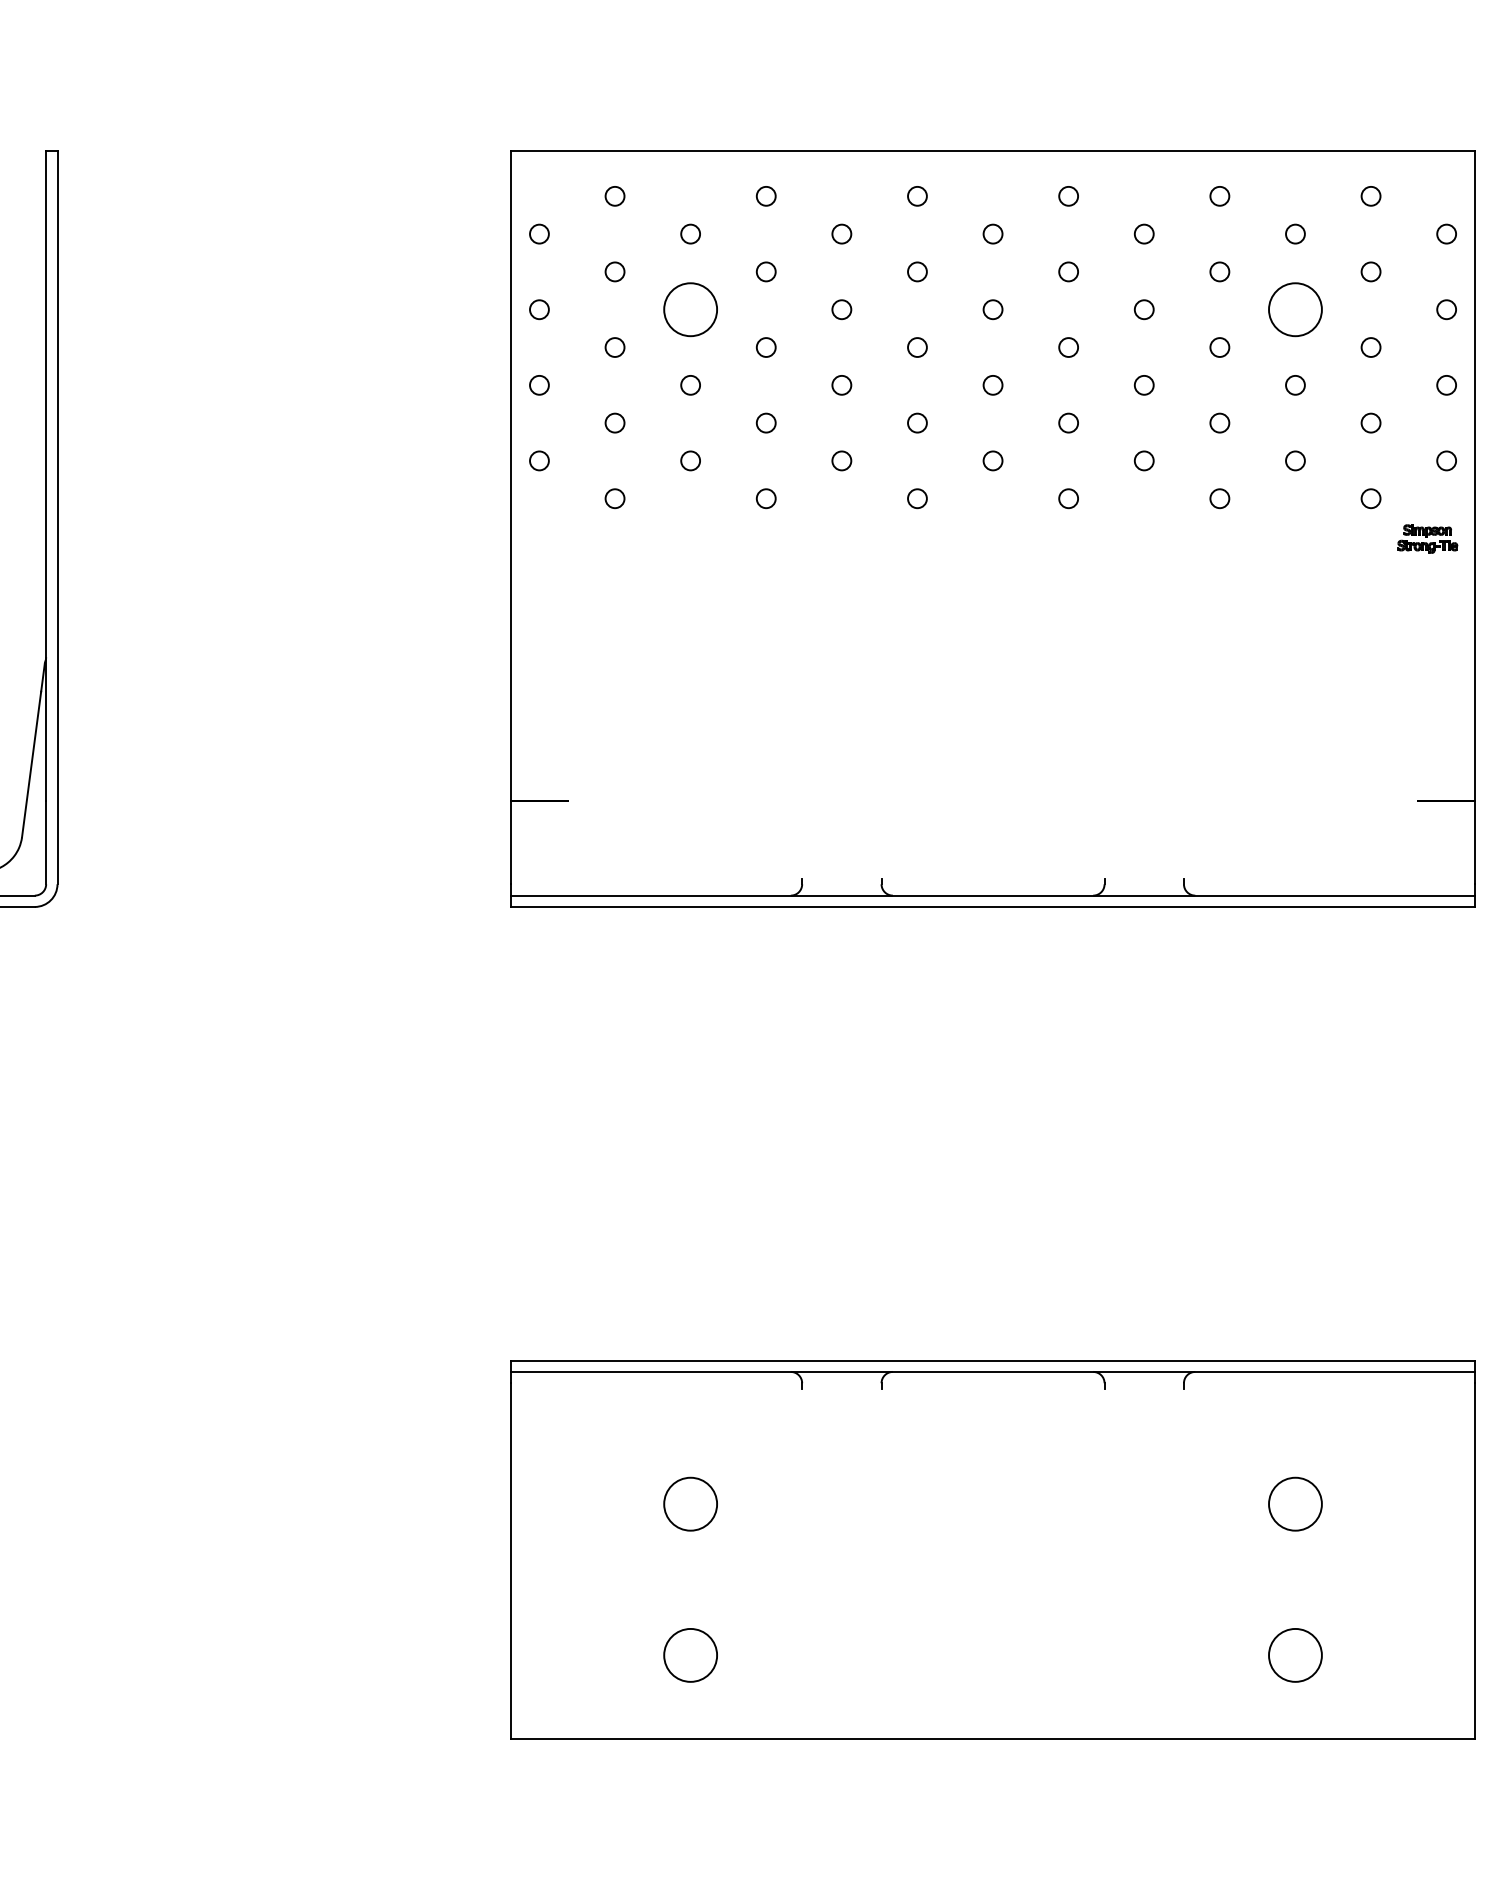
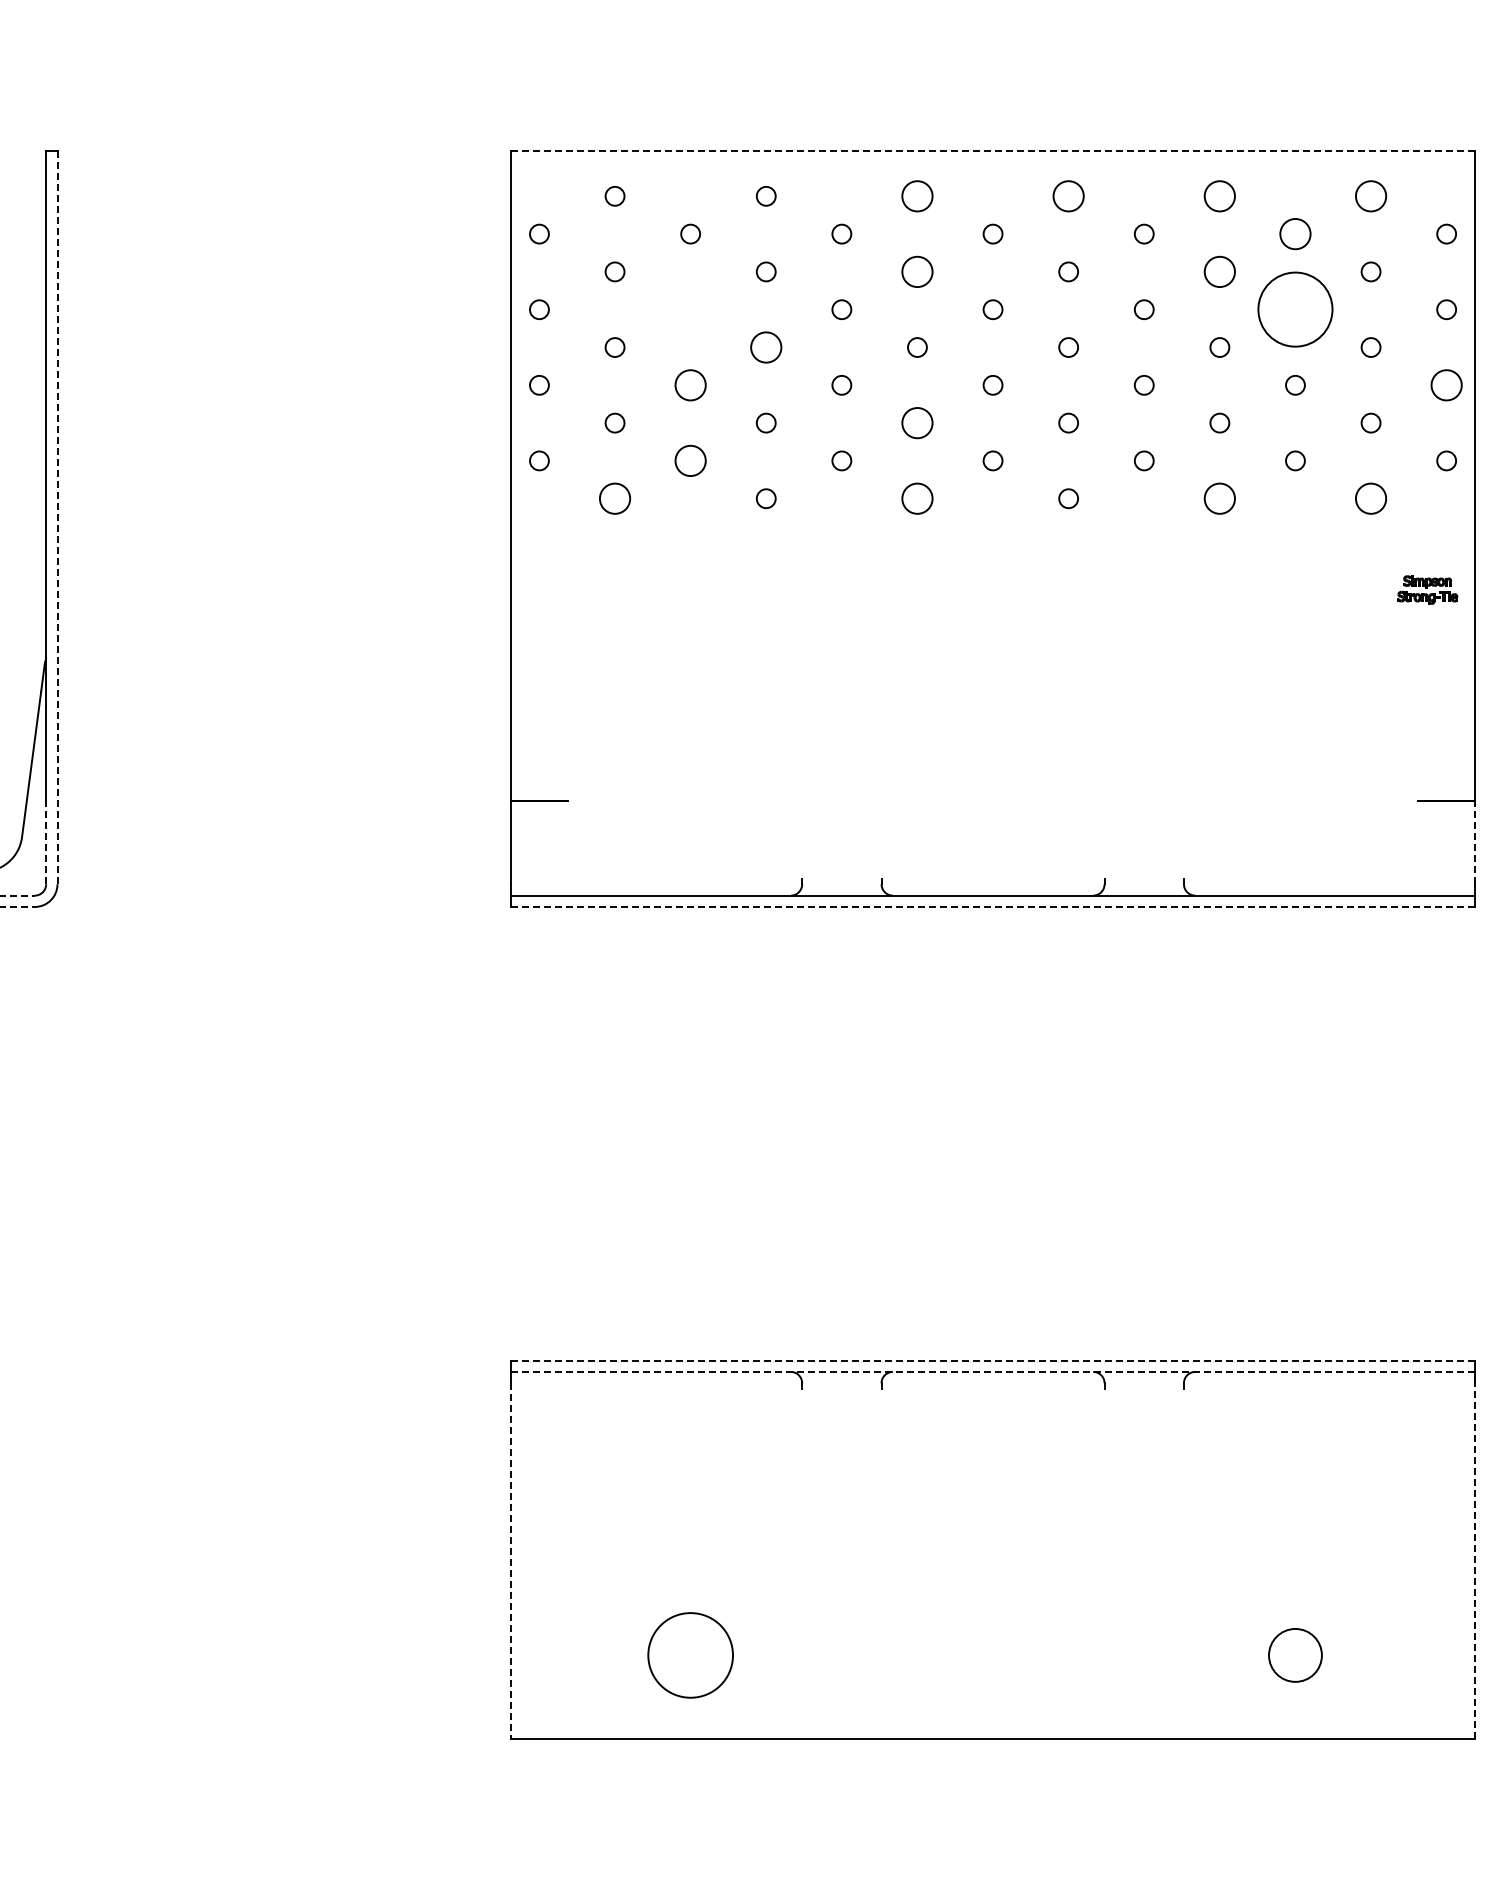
line: solid -> dashed (993, 150)
circle diameter: 19 px -> 30 px (917, 196)
circle diameter: 19 px -> 30 px (1068, 196)
circle diameter: 19 px -> 30 px (1219, 196)
circle diameter: 19 px -> 30 px (1370, 196)
circle diameter: 19 px -> 30 px (1295, 234)
circle diameter: 19 px -> 30 px (917, 271)
circle diameter: 19 px -> 30 px (1219, 271)
circle: present -> none (690, 309)
circle size: 55x56 px -> 77x77 px (1295, 309)
circle diameter: 19 px -> 30 px (766, 347)
circle diameter: 19 px -> 30 px (690, 385)
circle diameter: 19 px -> 30 px (1446, 385)
circle diameter: 19 px -> 30 px (917, 423)
circle diameter: 19 px -> 30 px (690, 460)
circle diameter: 19 px -> 30 px (614, 498)
circle diameter: 19 px -> 30 px (917, 498)
circle diameter: 19 px -> 30 px (1219, 498)
circle diameter: 19 px -> 30 px (1370, 498)
line: solid -> dashed (57, 517)
part position: (1427, 538) -> (1427, 589) (1427, 589)
line: solid -> dashed (46, 842)
line: solid -> dashed (1475, 842)
line: solid -> dashed (17, 895)
line: solid -> dashed (17, 906)
line: solid -> dashed (993, 906)
line: solid -> dashed (993, 1360)
line: solid -> dashed (993, 1371)
circle: present -> none (690, 1503)
circle: present -> none (1295, 1503)
line: solid -> dashed (511, 1560)
line: solid -> dashed (1475, 1560)
circle diameter: 53 px -> 85 px (690, 1655)
